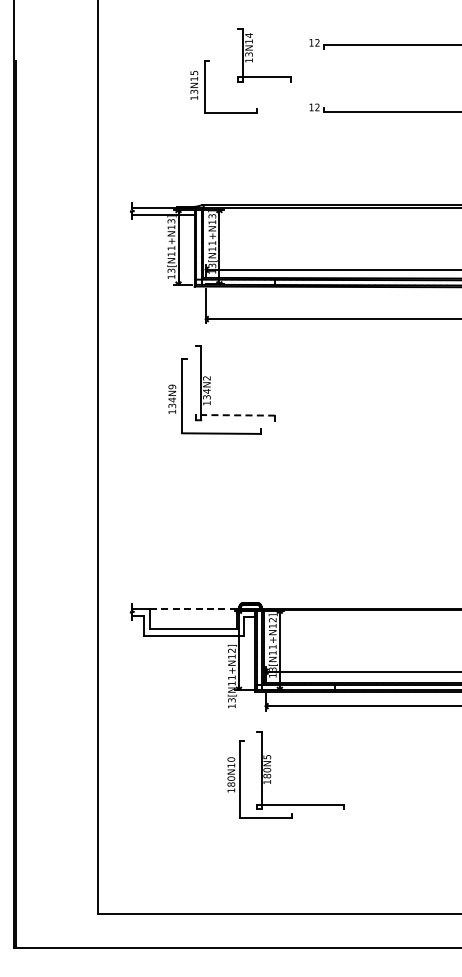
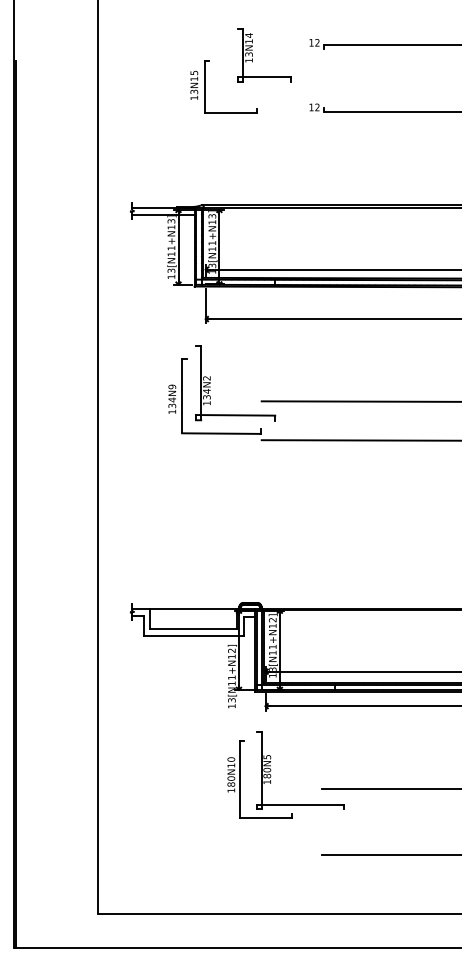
line: none -> present (359, 401)
line: dashed -> solid (235, 415)
line: none -> present (359, 440)
line: dashed -> solid (193, 608)
line: none -> present (390, 788)
line: none -> present (390, 854)
